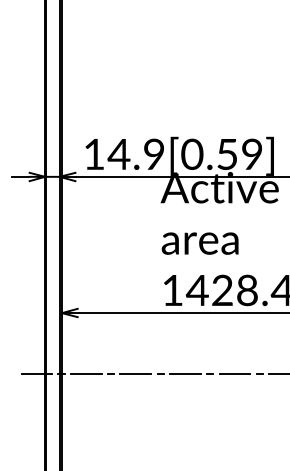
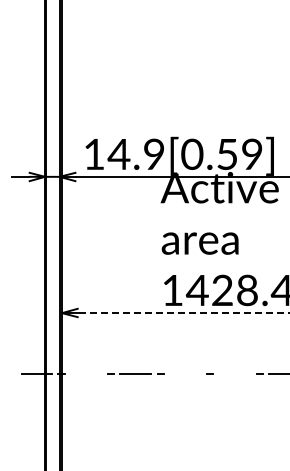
line: solid -> dashed (184, 313)
line: present -> none (85, 374)
line: present -> none (184, 374)
line: present -> none (234, 374)
